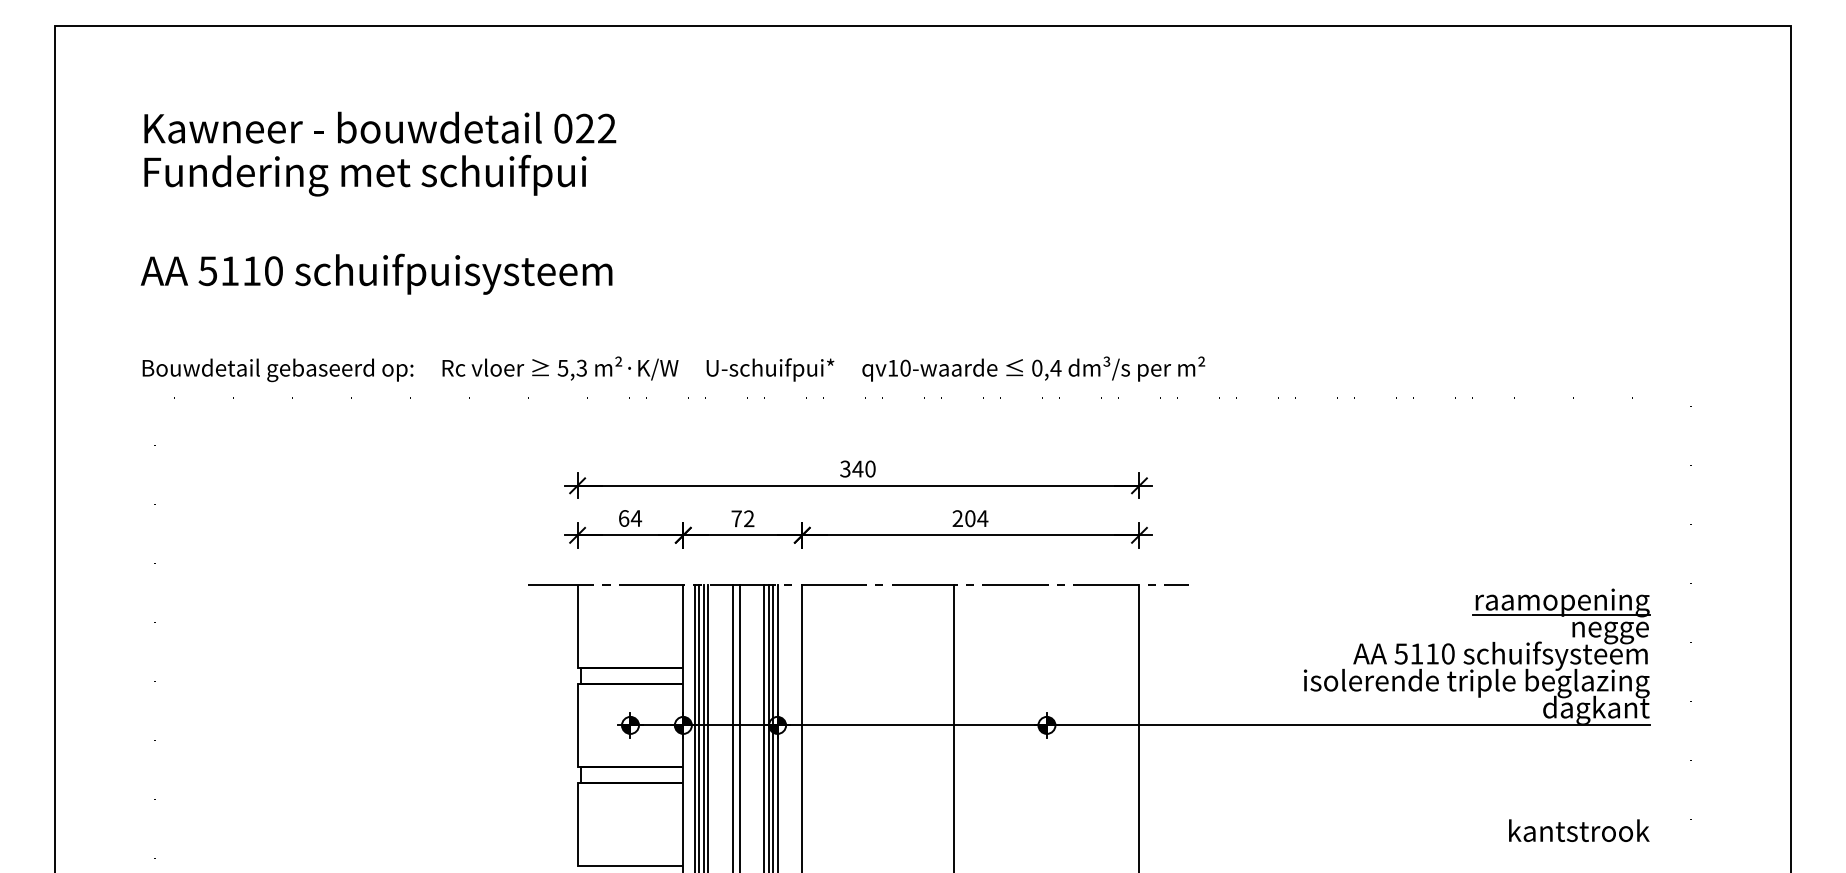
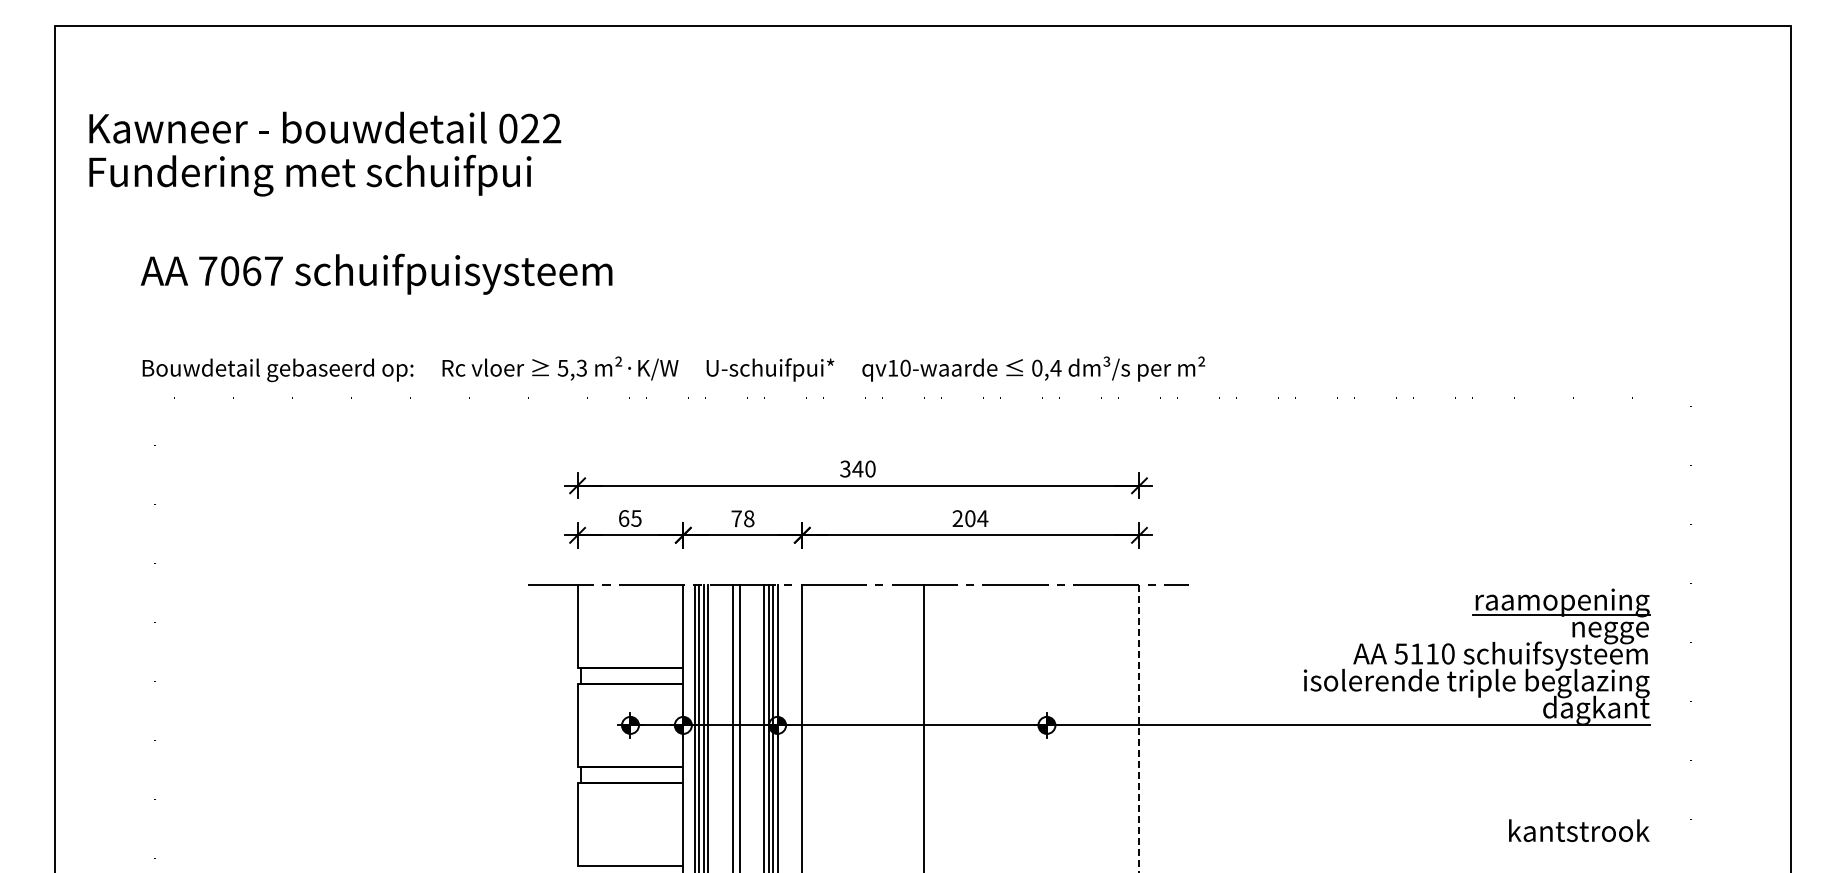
text position: (380, 153) -> (325, 153) (325, 153)
text: 5110 -> 7067 (240, 271)
text: 64 -> 65 (636, 518)
text: 72 -> 78 (749, 518)
line position: (954, 726) -> (924, 726) (924, 726)
line: solid -> dashed (1139, 728)
